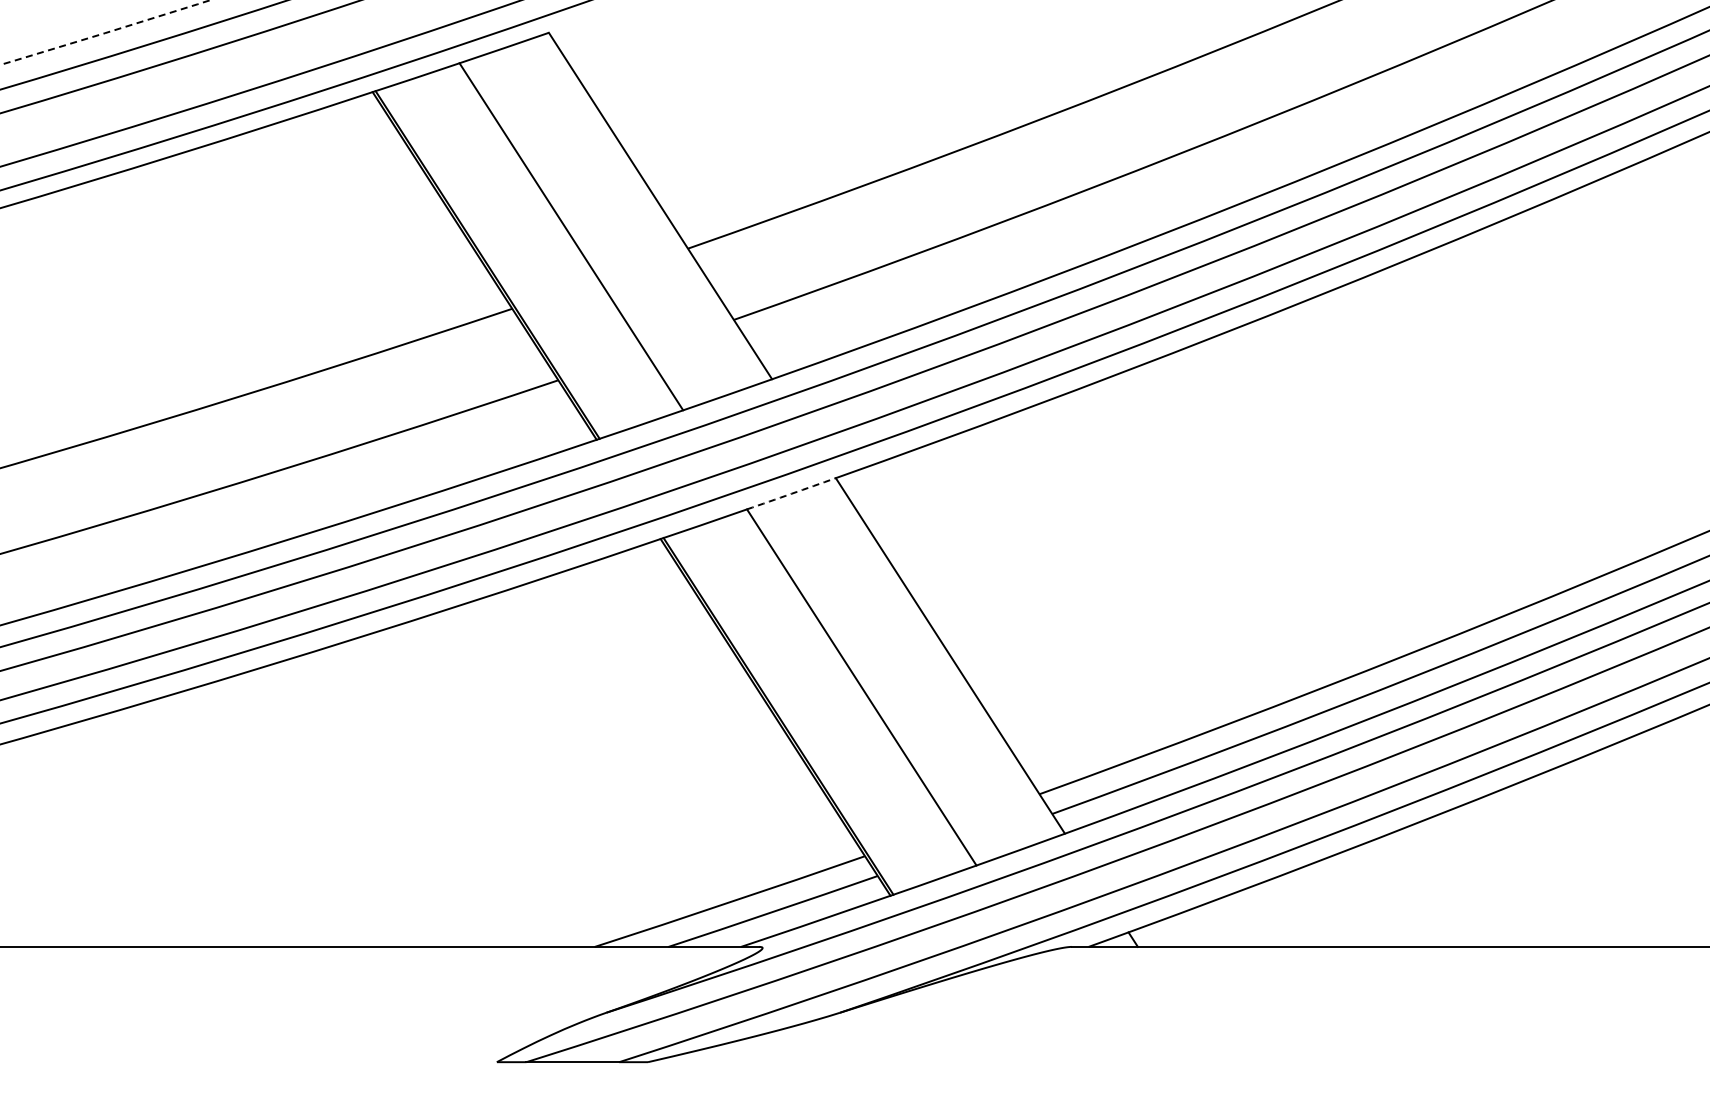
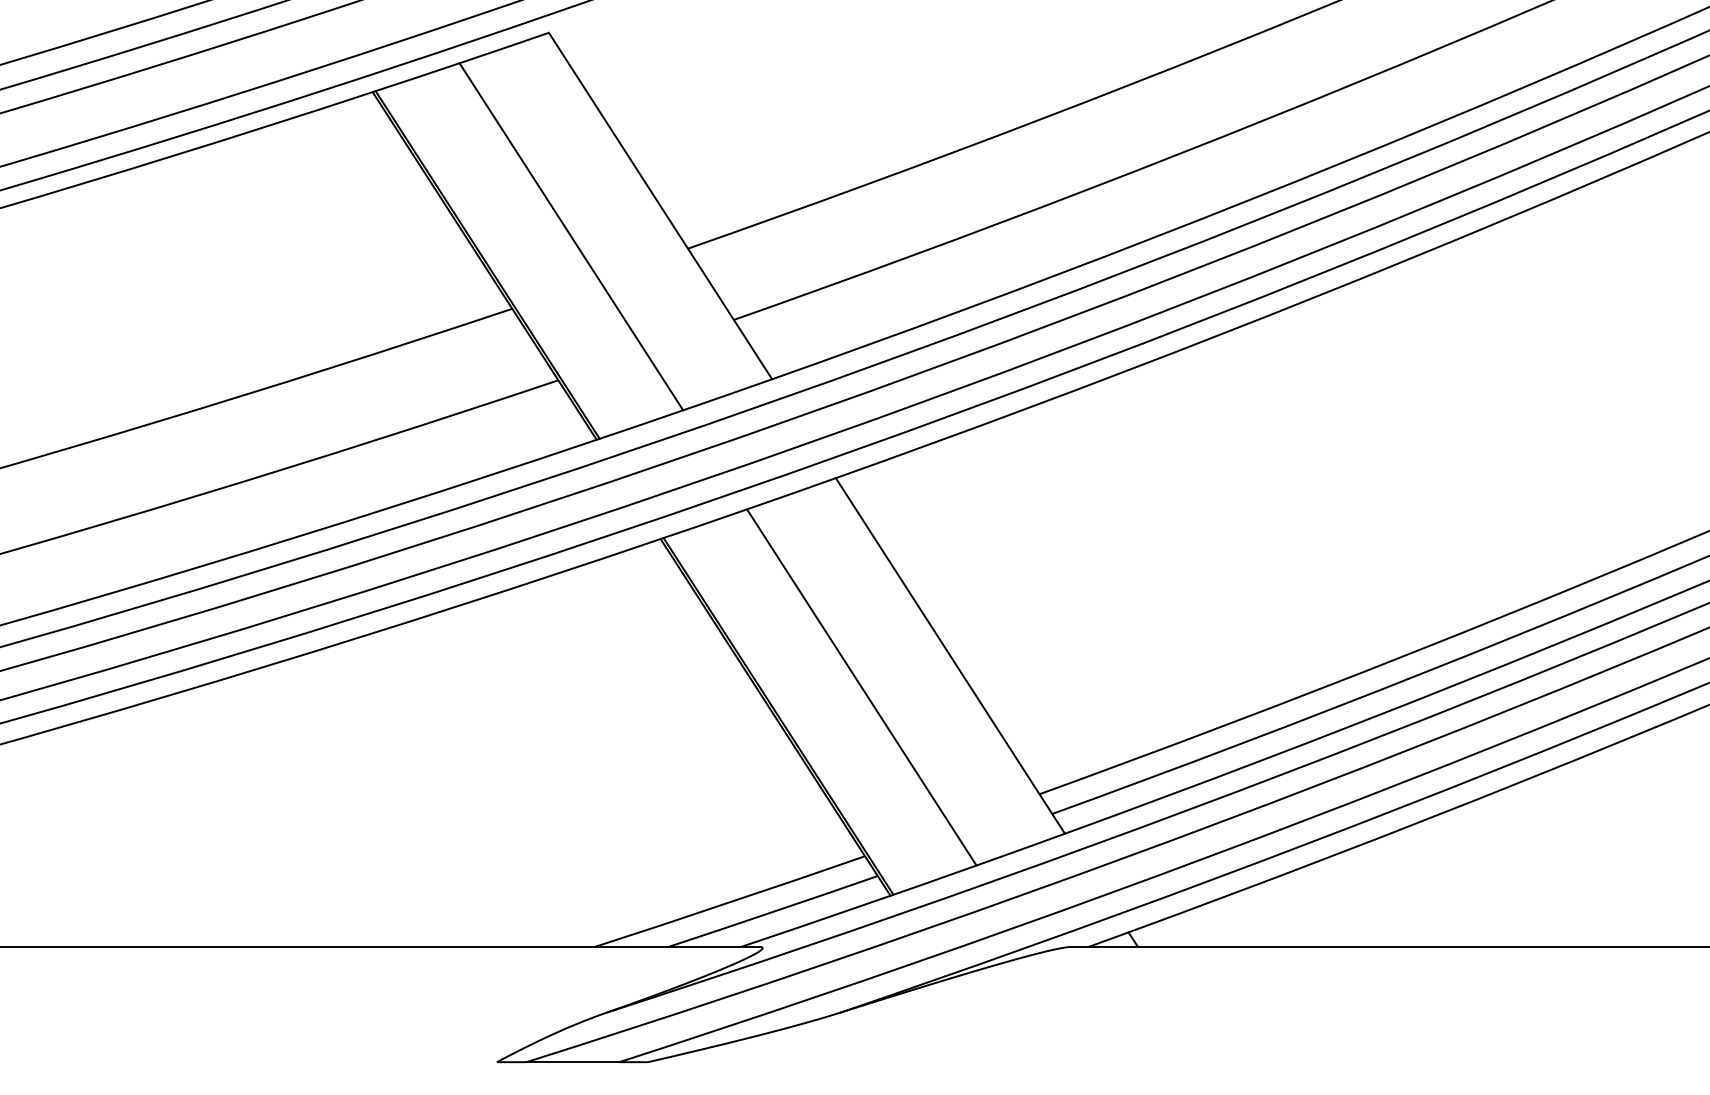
arc: dashed -> solid (105, 33)
arc: dashed -> solid (791, 493)
